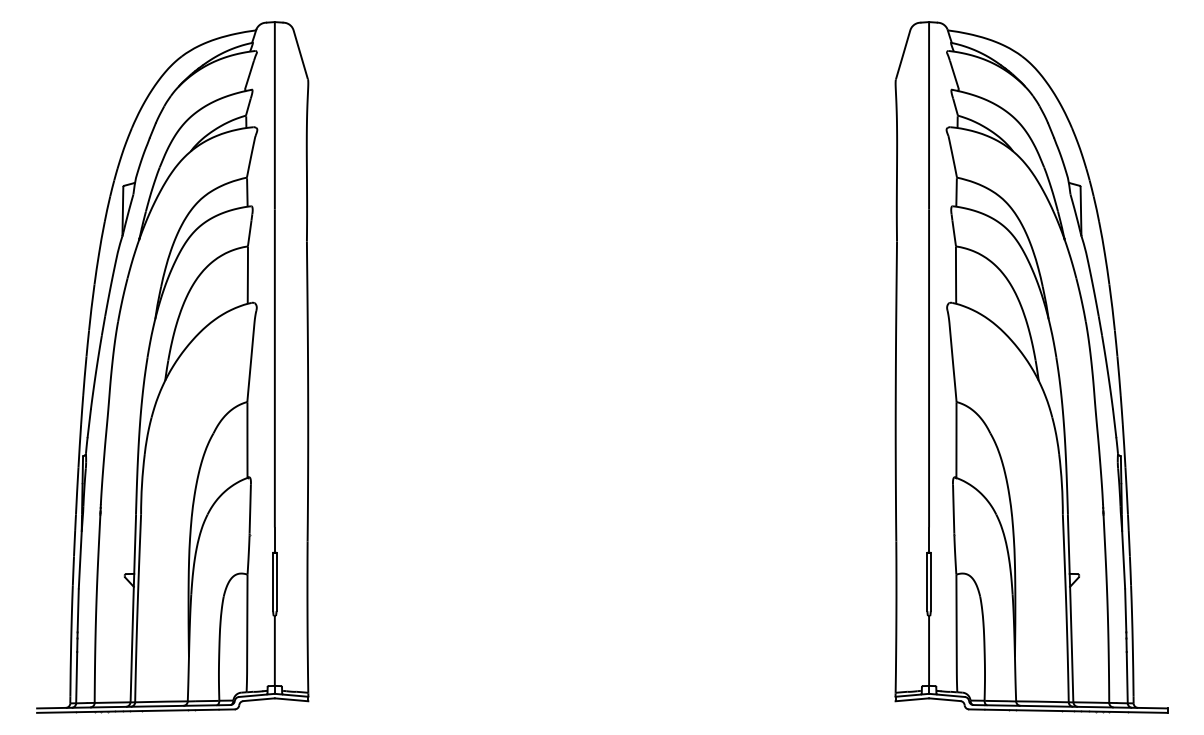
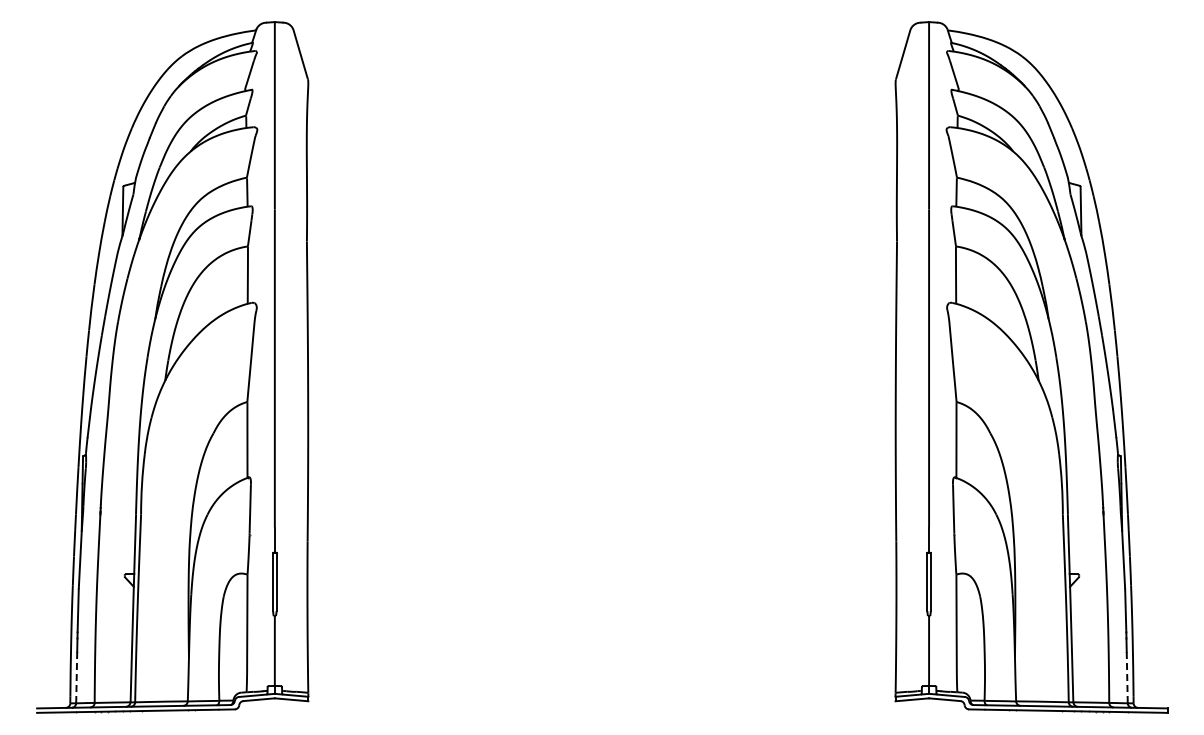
line: solid -> dashed (76, 677)
line: solid -> dashed (1127, 677)
